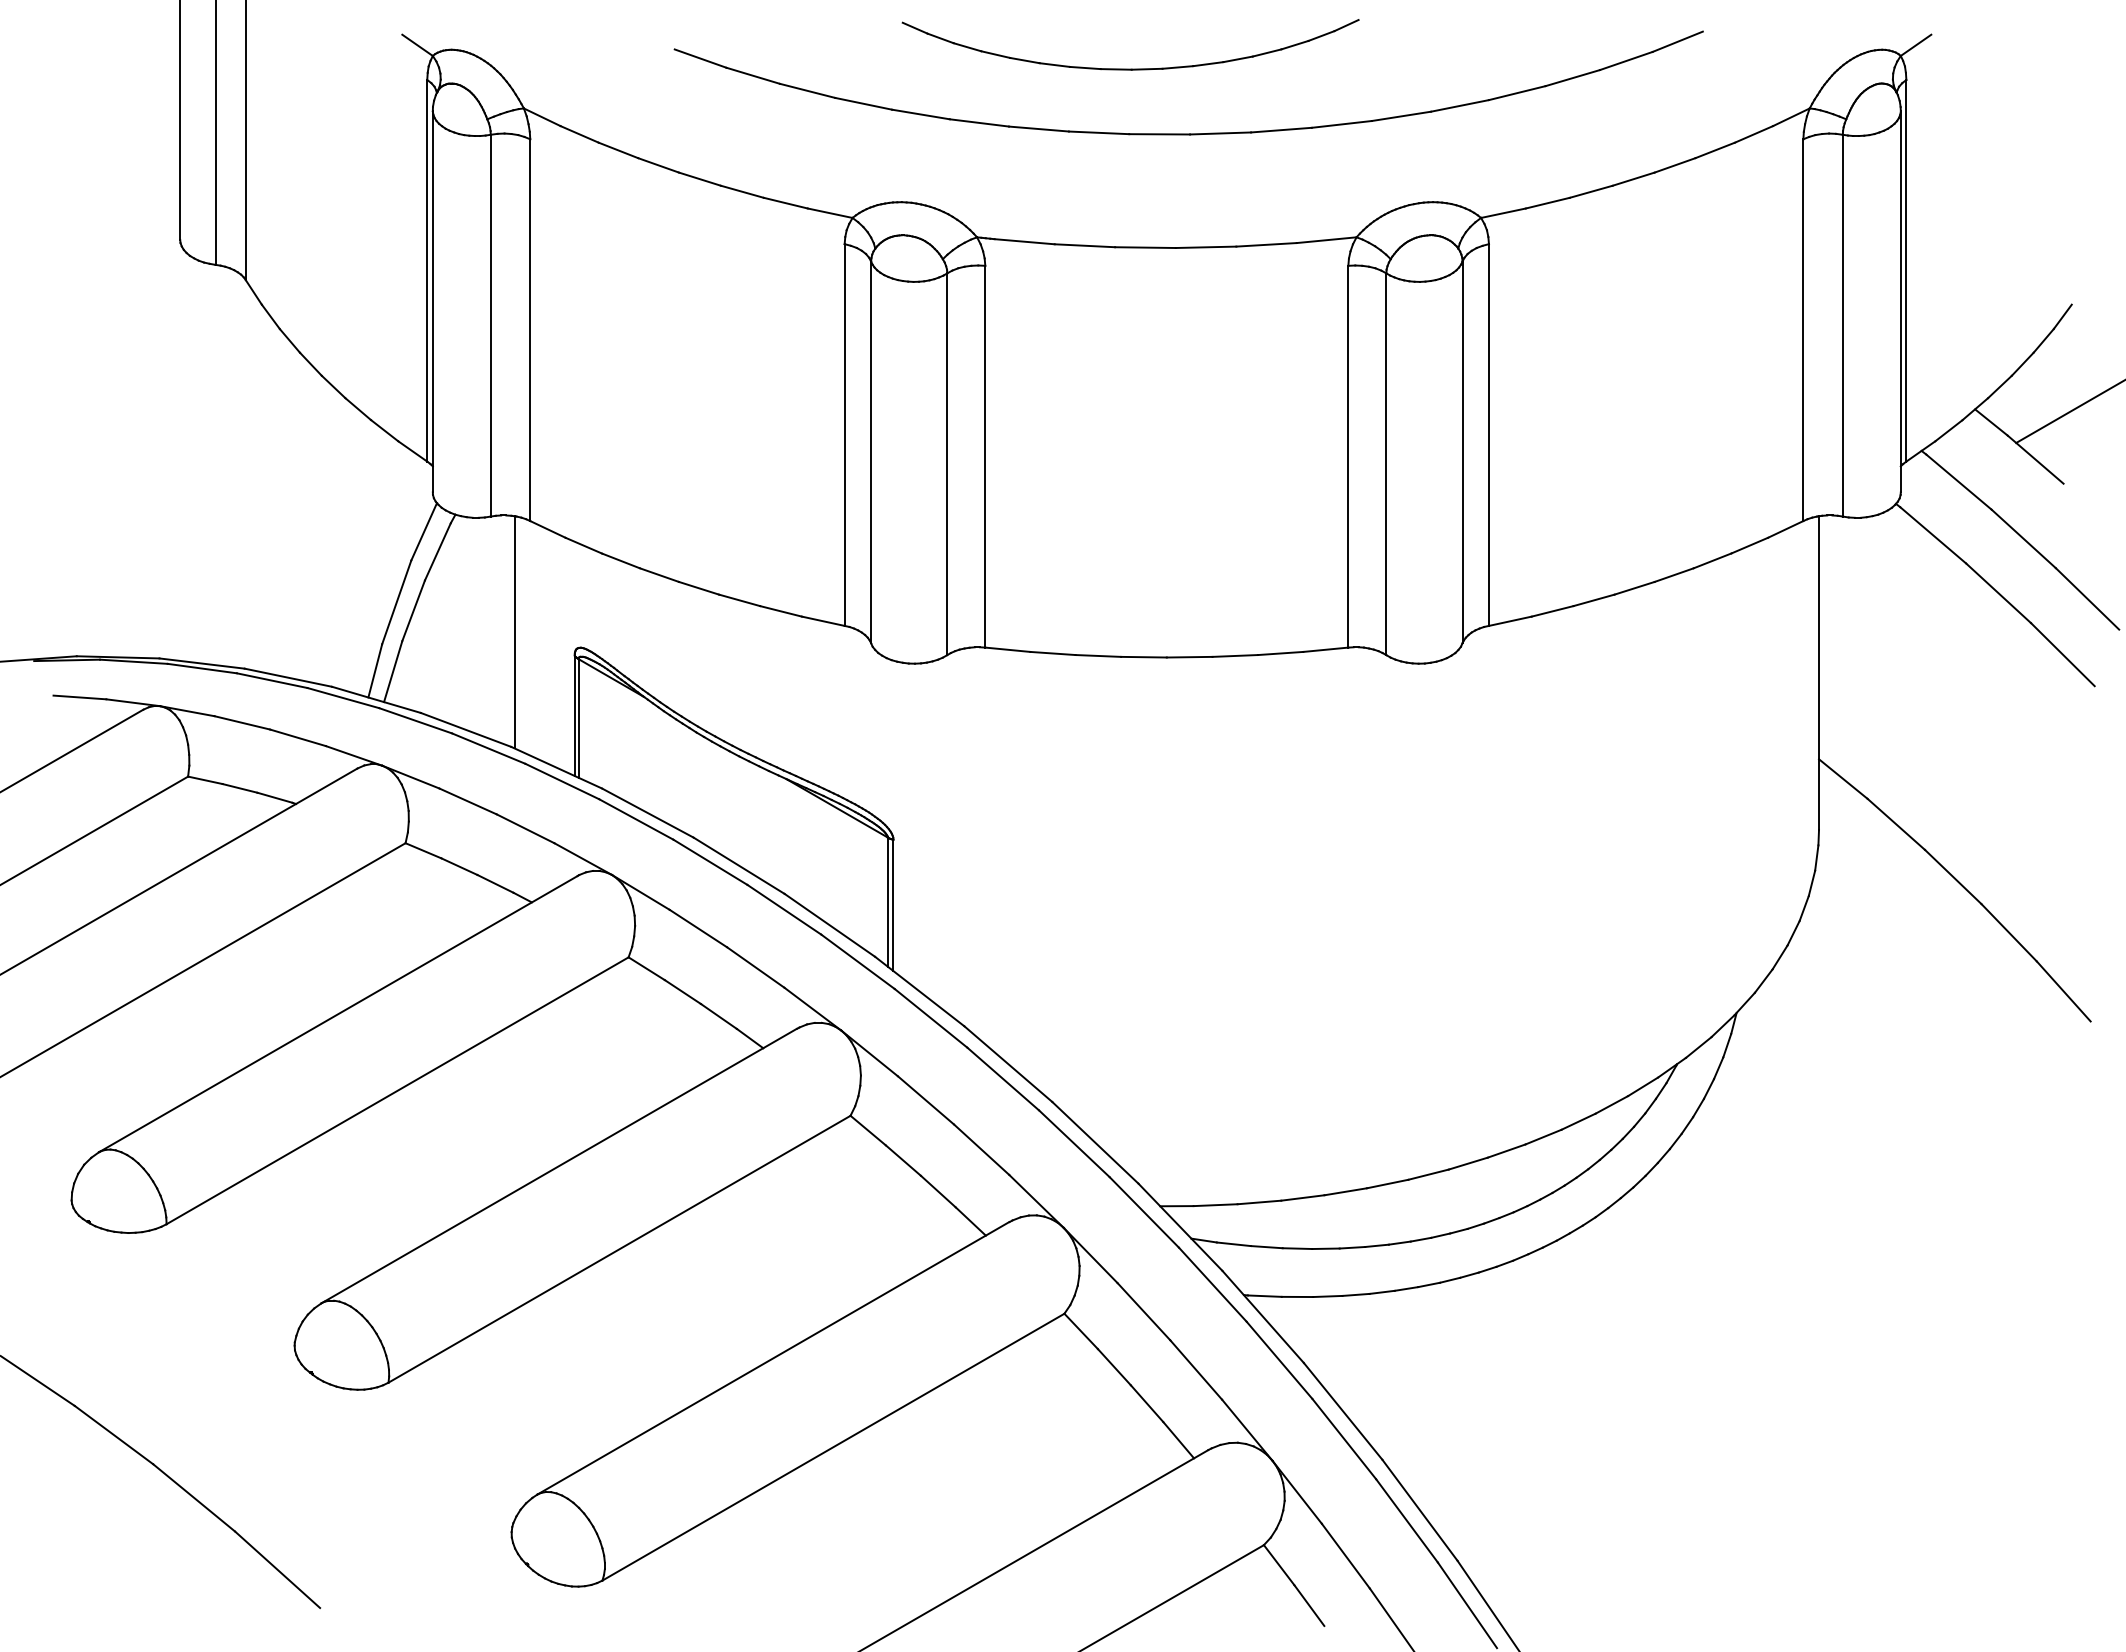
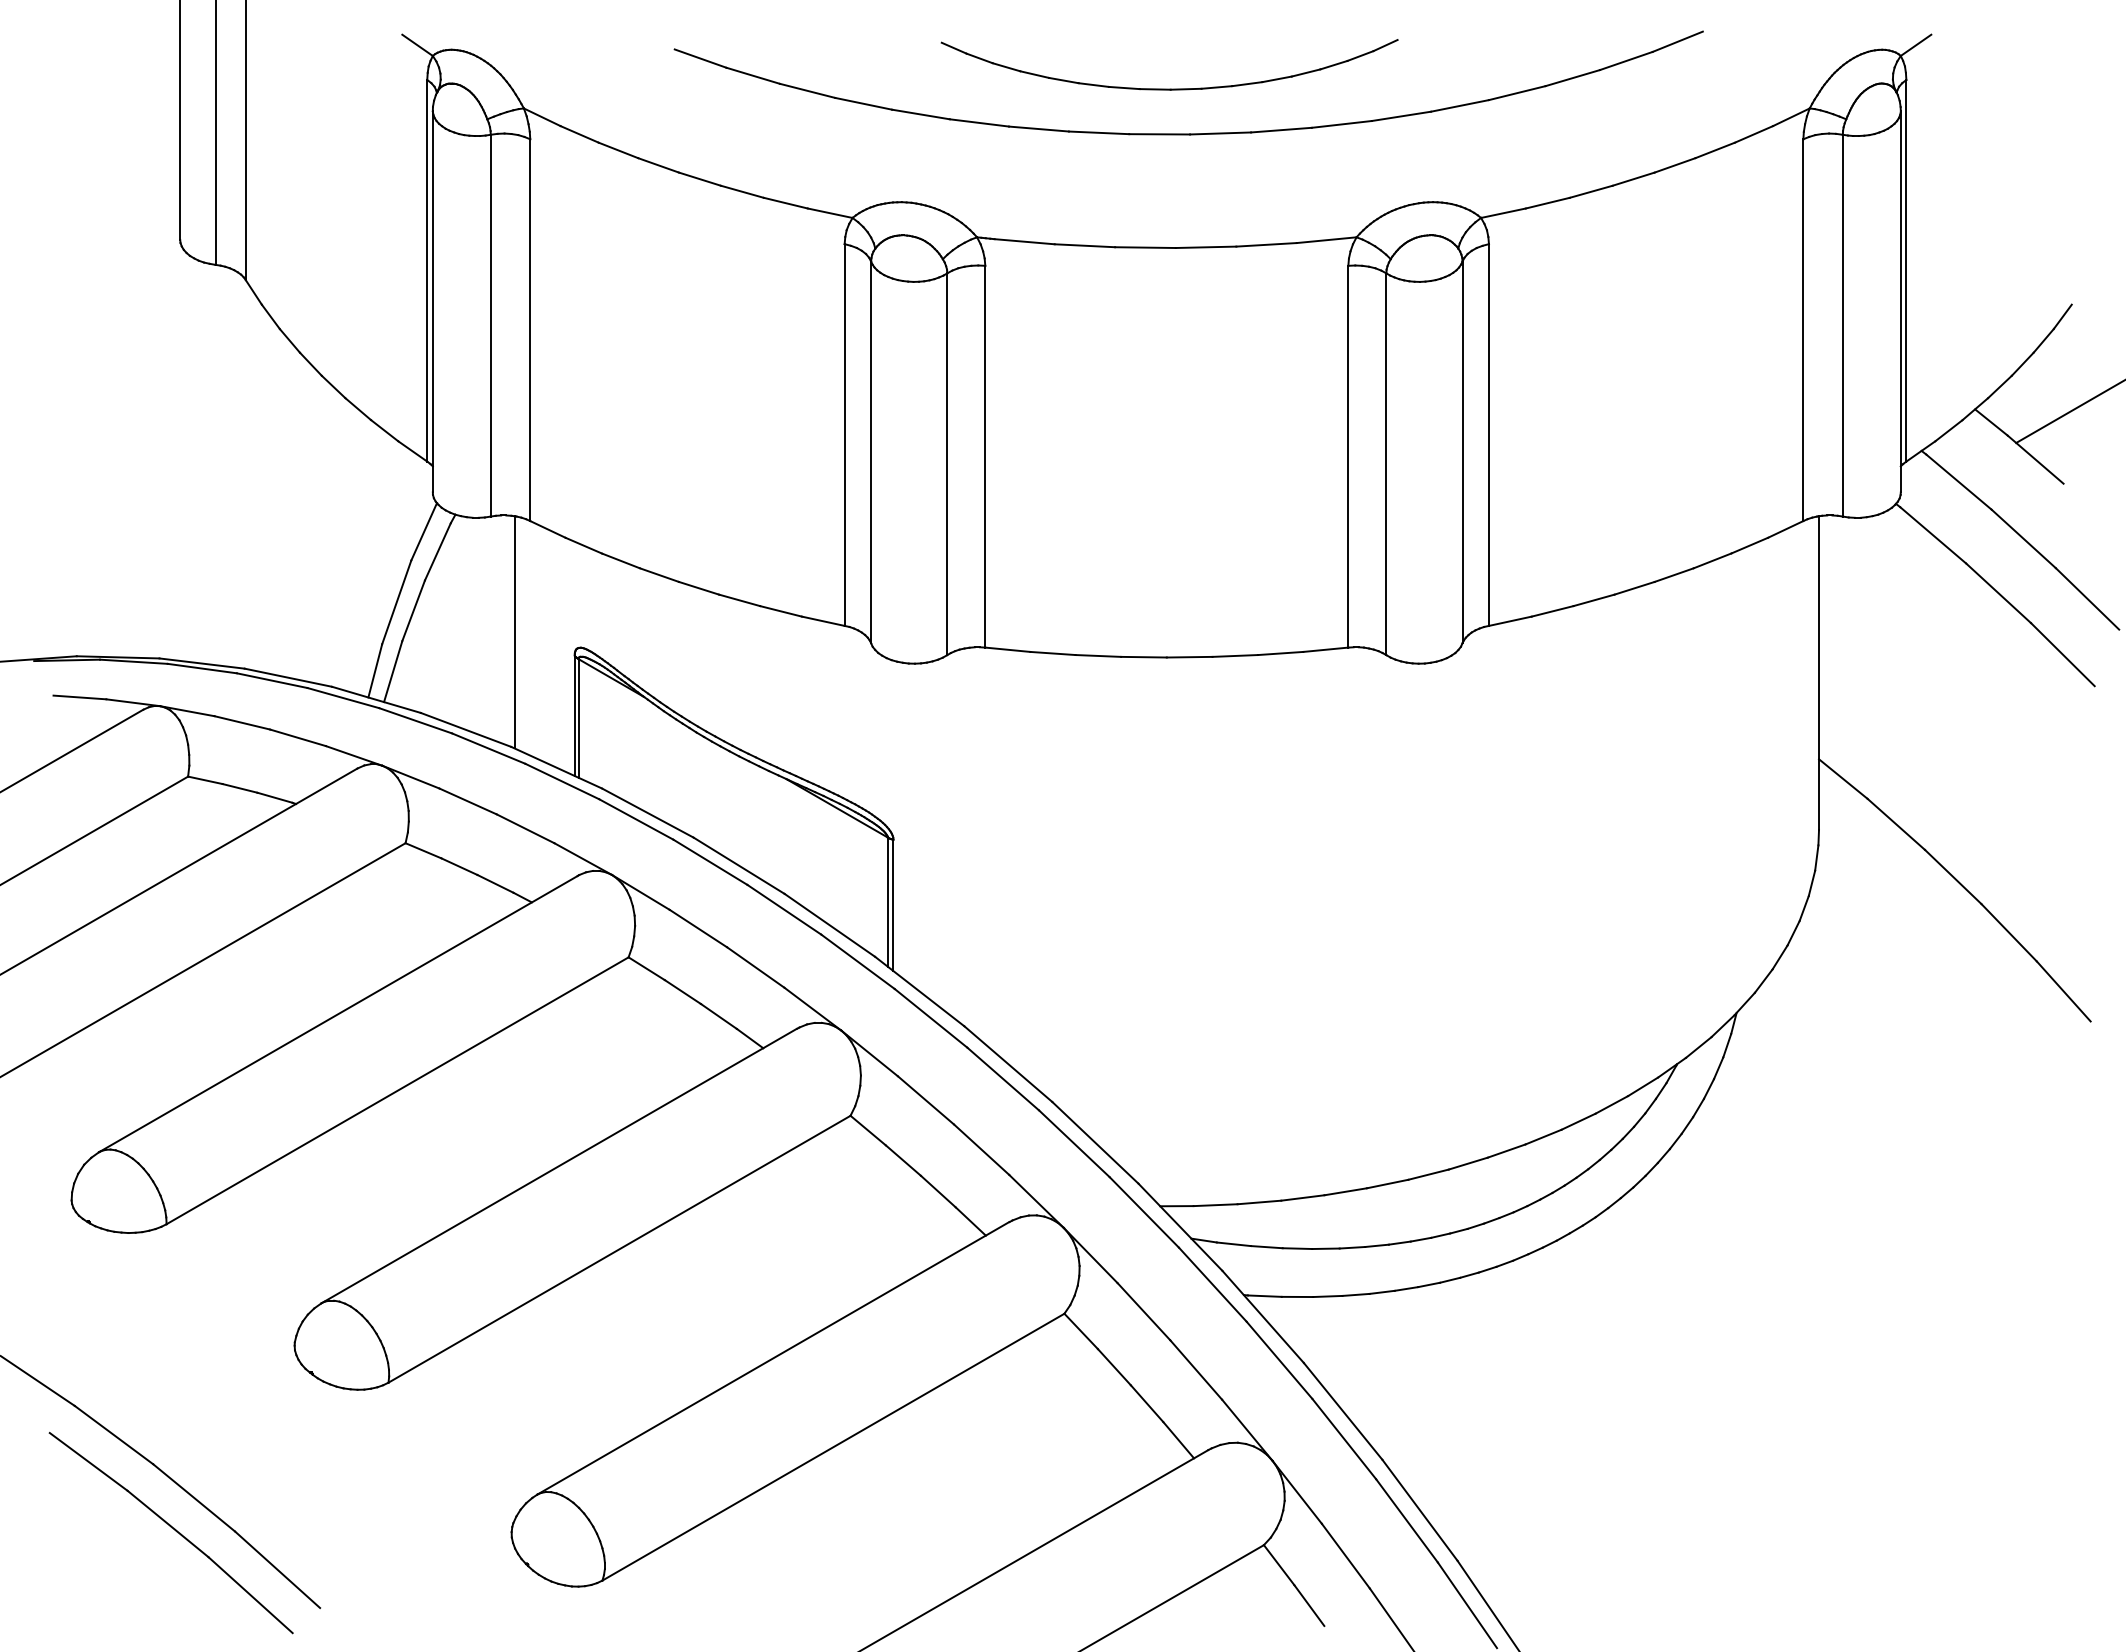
part position: (1130, 68) -> (1169, 88) (1169, 88)
part: none -> present (170, 1533)
